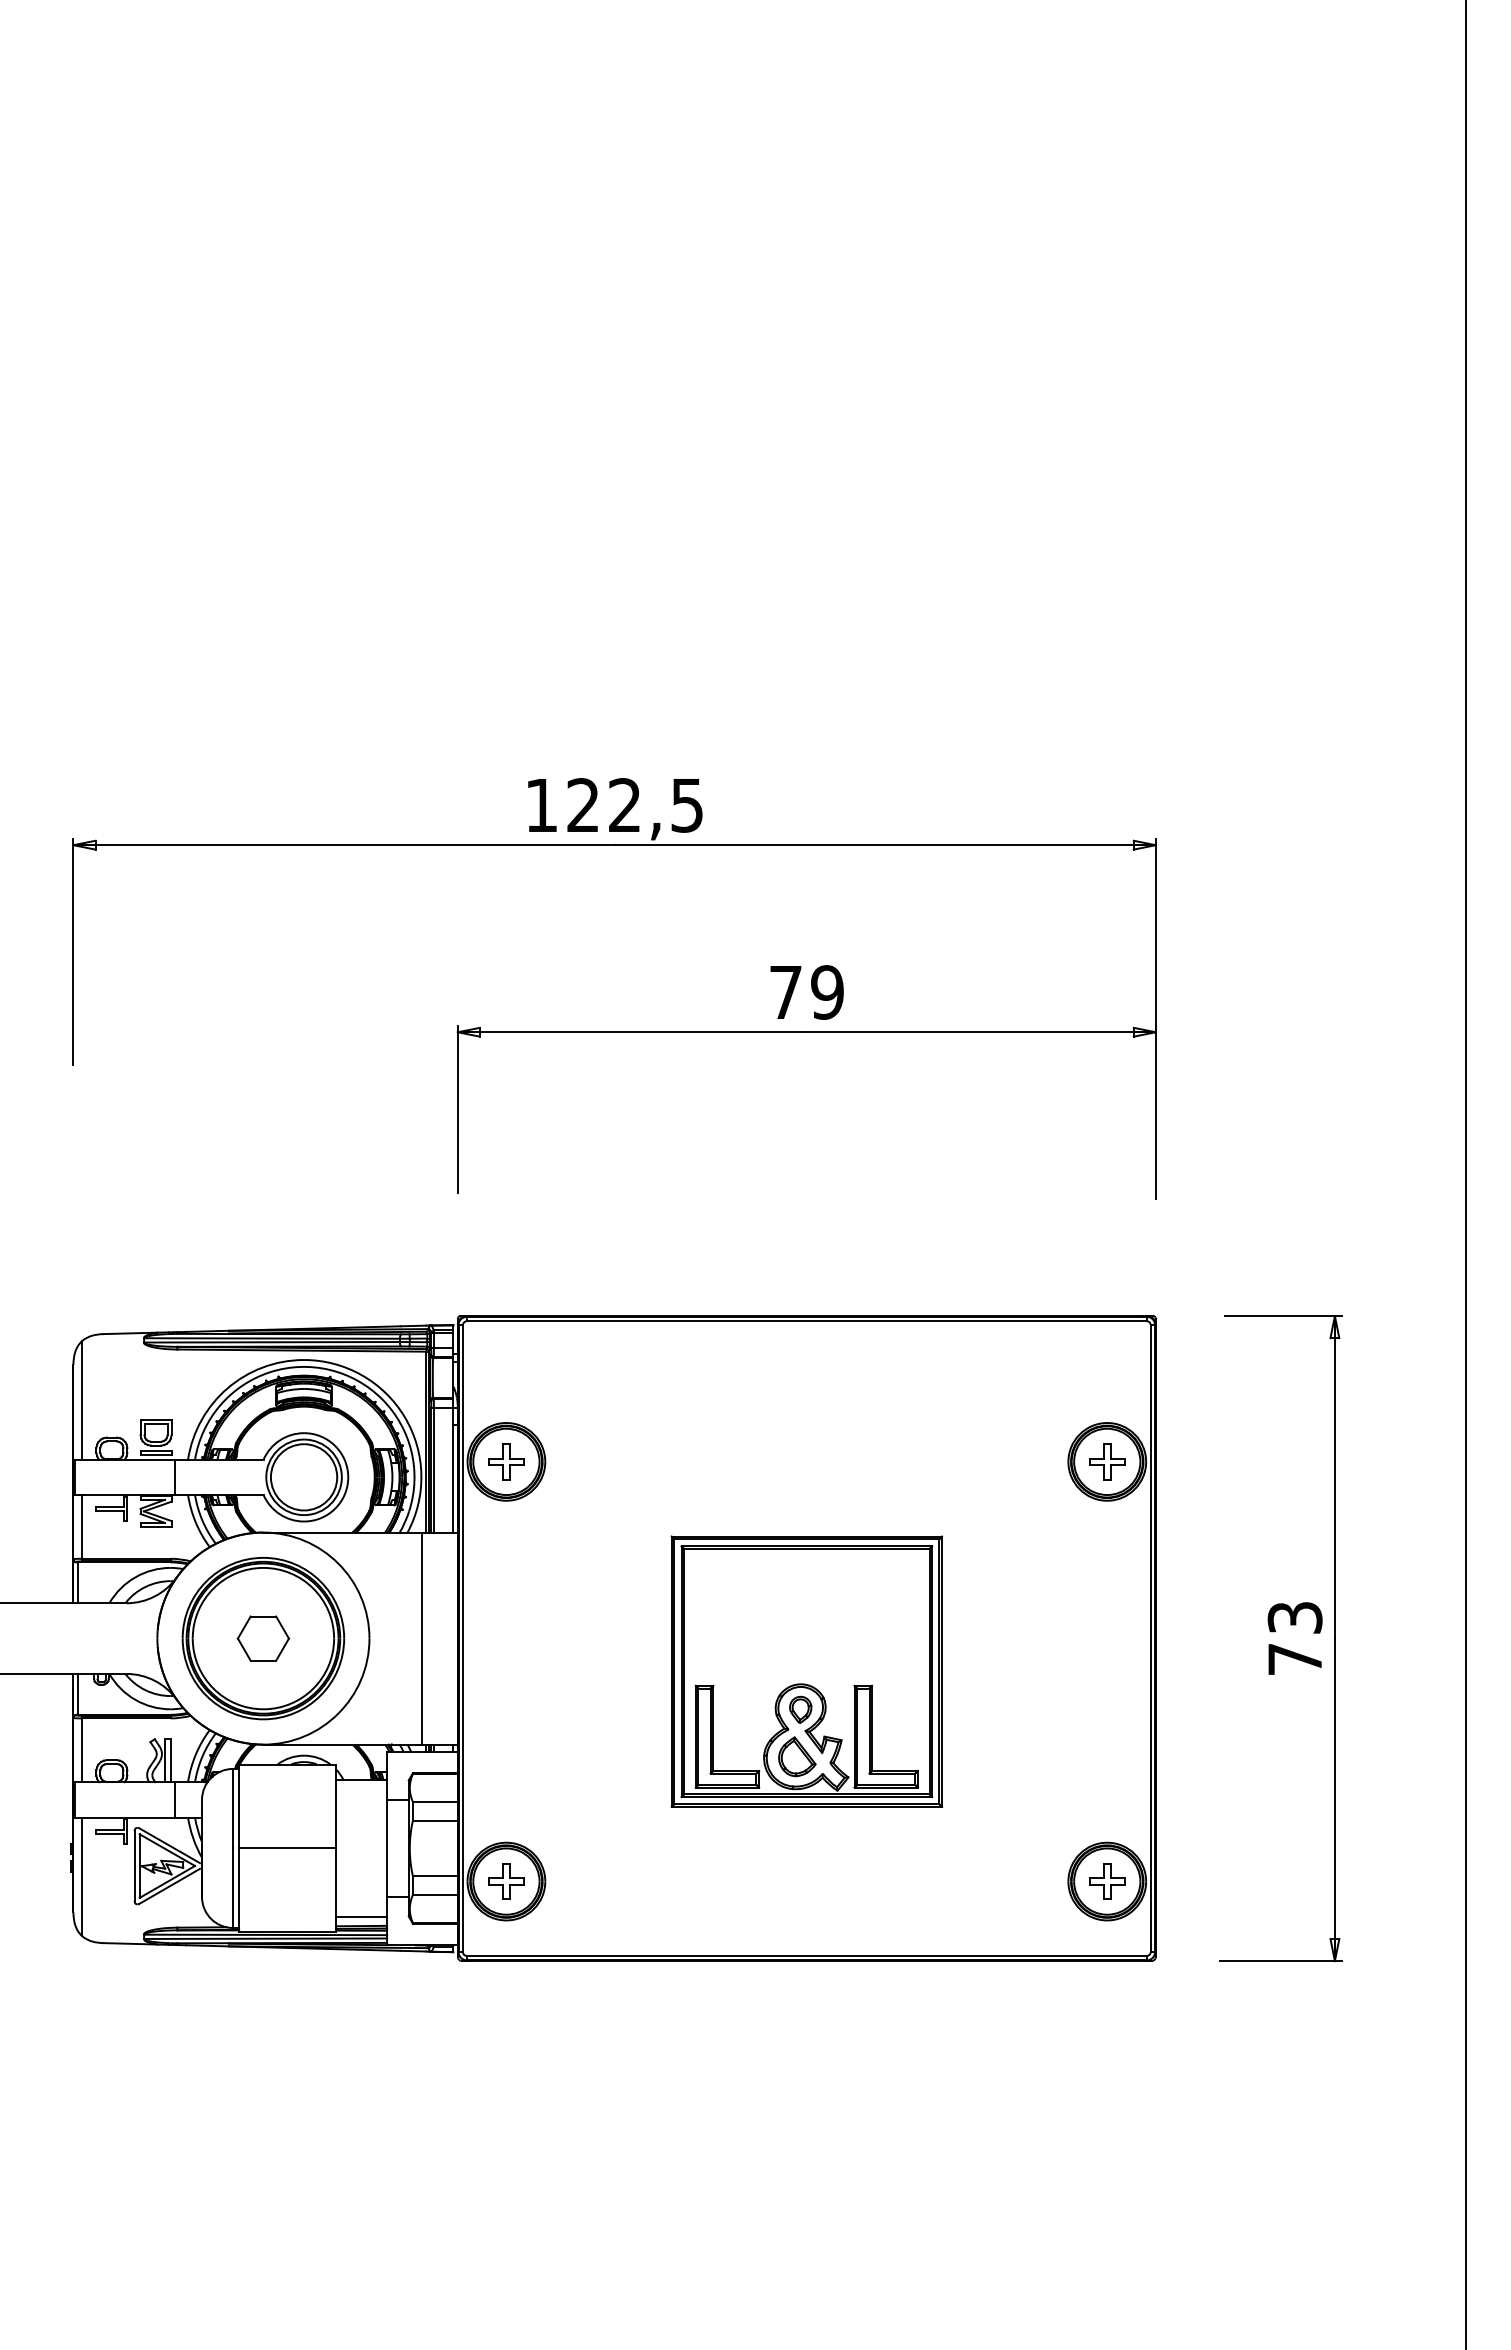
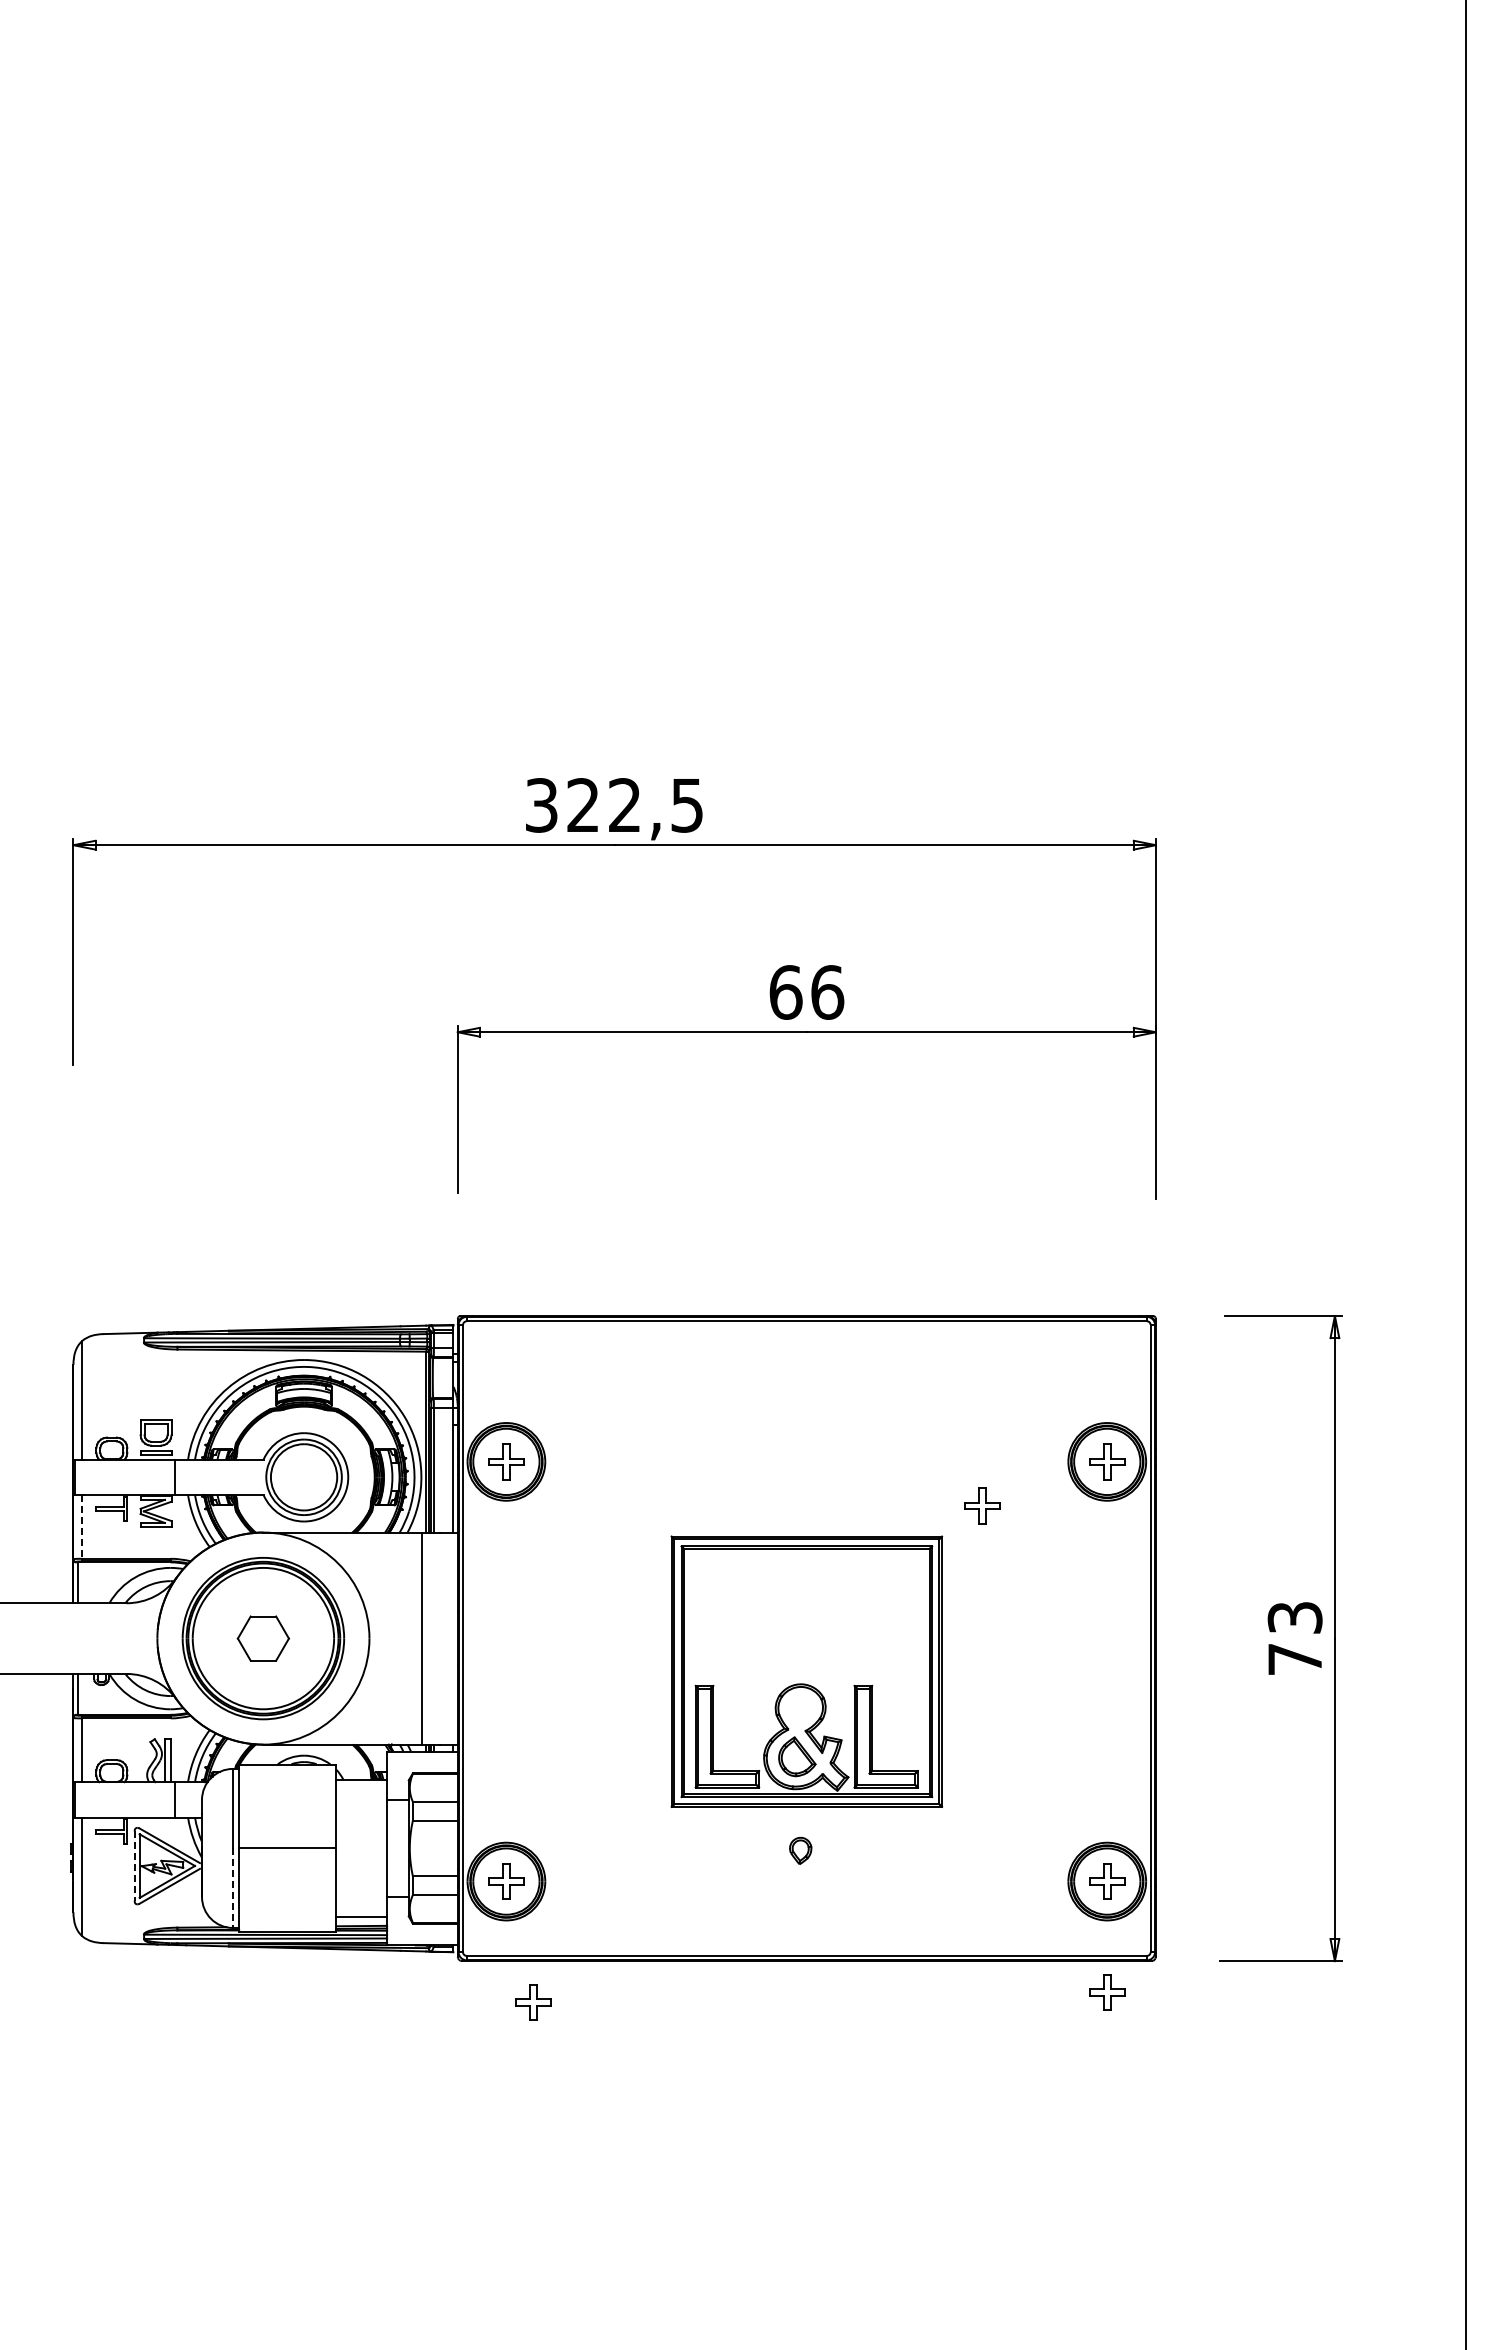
text: 122,5 -> 322,5 (541, 805)
text: 79 -> 66 (806, 992)
part: none -> present (982, 1505)
line: solid -> dashed (82, 1526)
part position: (800, 1709) -> (800, 1850) (800, 1850)
line: solid -> dashed (134, 1866)
line: solid -> dashed (232, 1888)
part: none -> present (1107, 1992)
part: none -> present (533, 2002)
